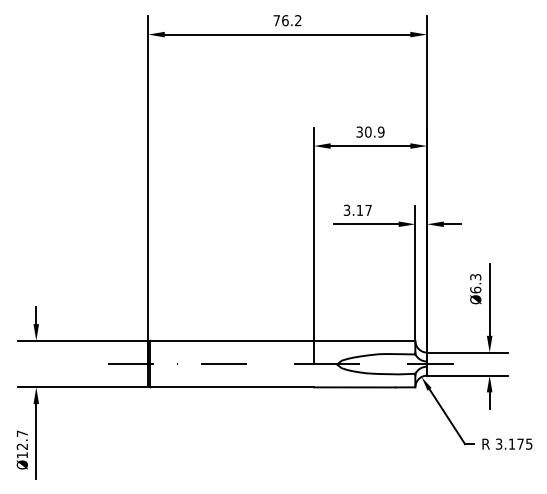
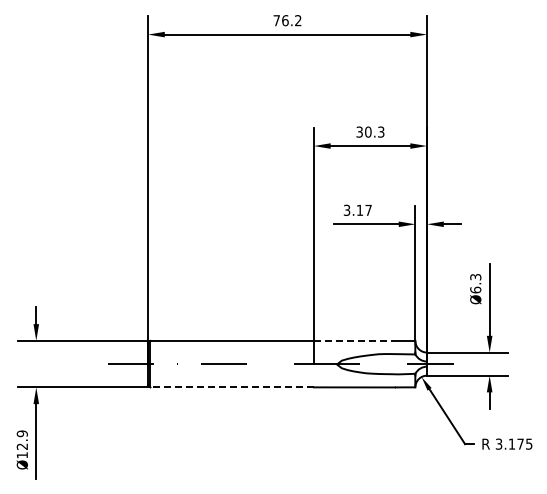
text: 30.9 -> 30.3 (380, 131)
line: solid -> dashed (354, 340)
line: solid -> dashed (232, 387)
text: Ø12.7 -> Ø12.9 (21, 433)
